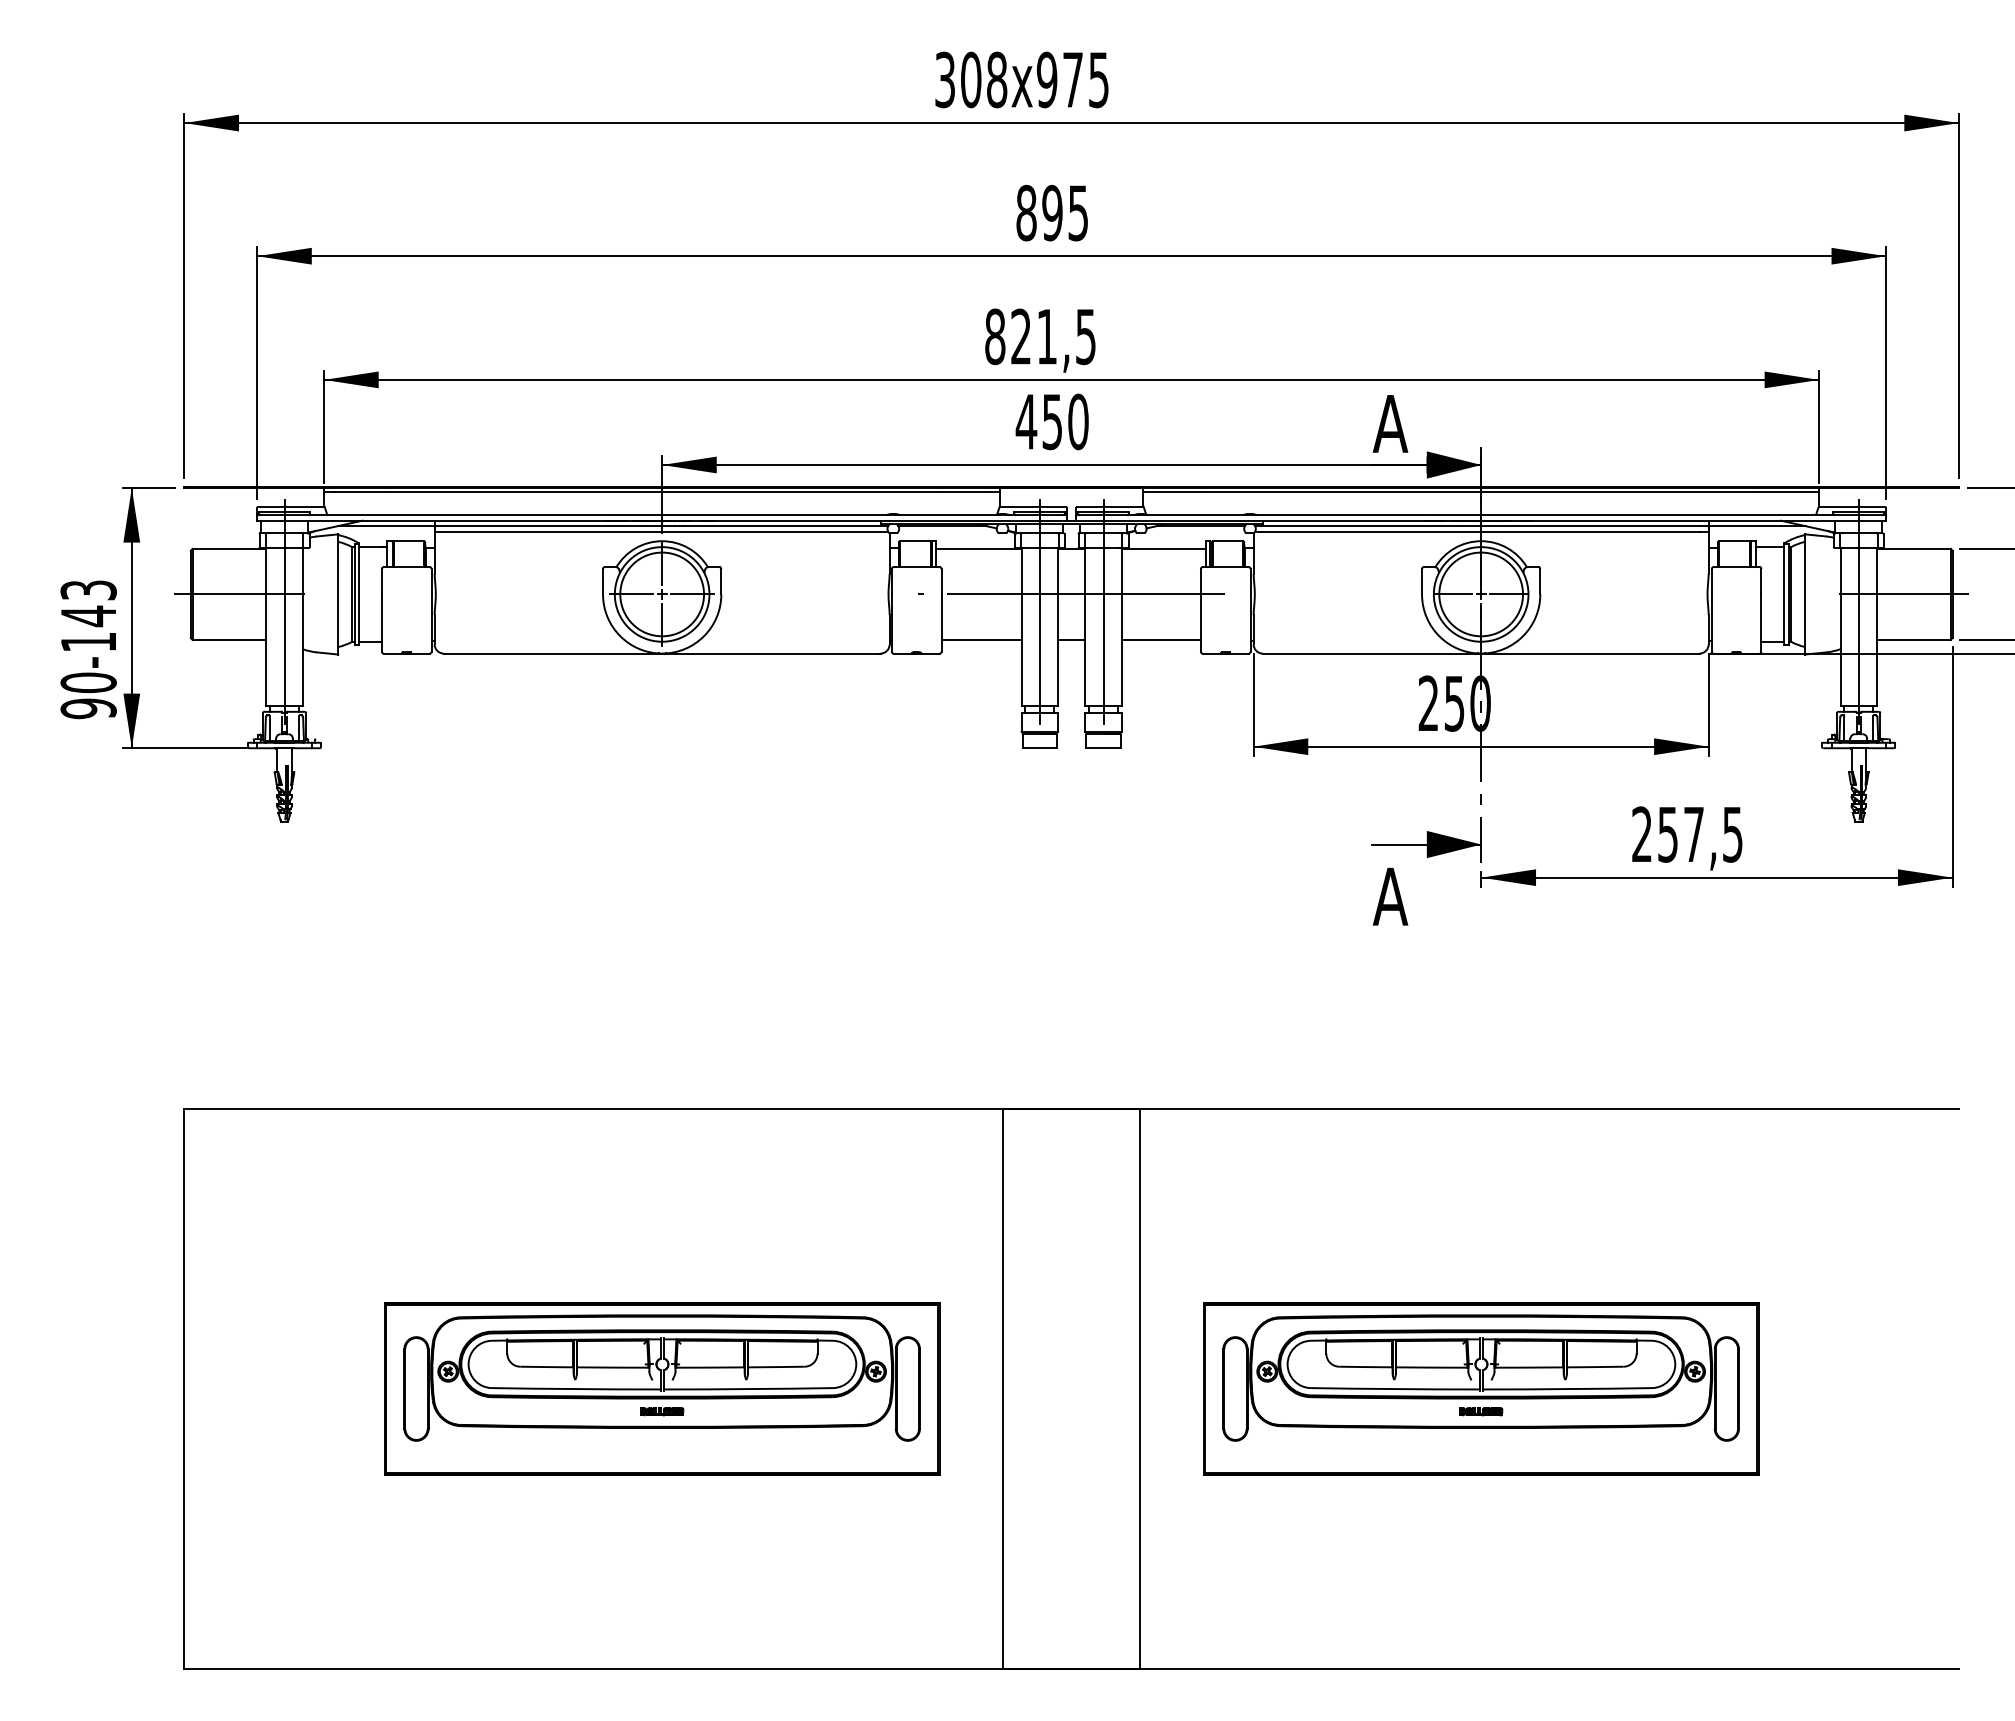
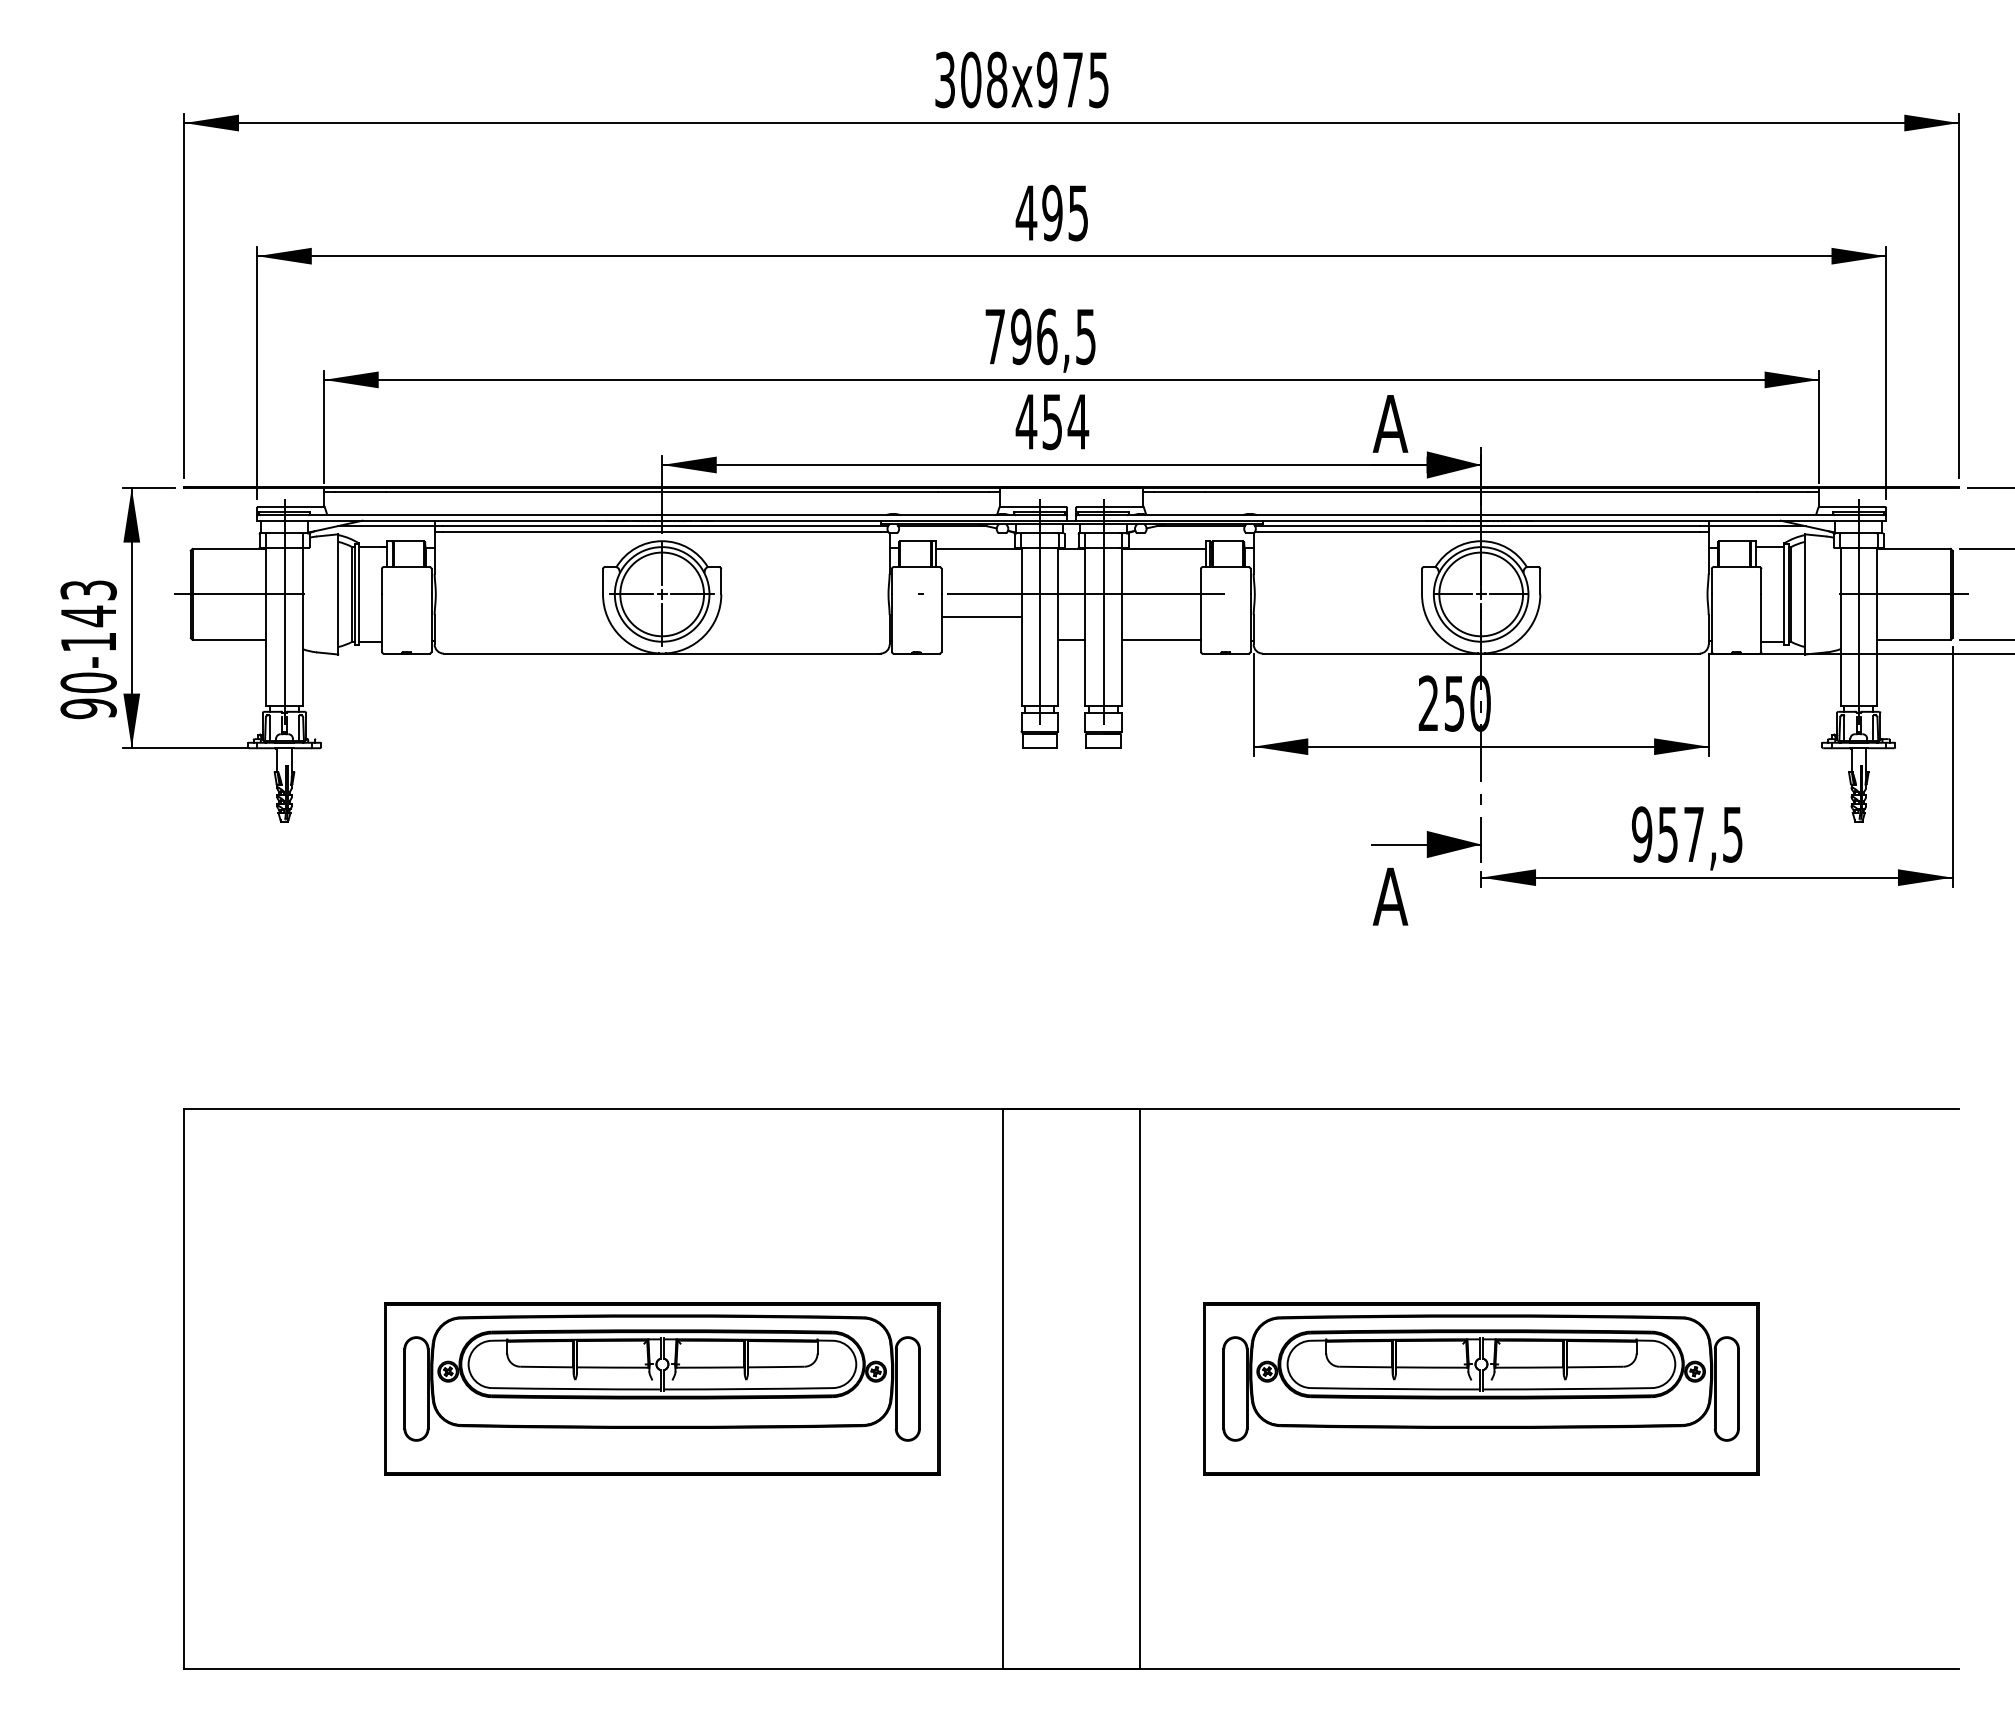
text: 895 -> 495 (1026, 212)
text: 821,5 -> 796,5 (1021, 336)
text: 450 -> 454 (1078, 421)
line position: (981, 639) -> (981, 616) (981, 616)
text: 257,5 -> 957,5 (1641, 834)
part: present -> none (662, 1411)
part: present -> none (1481, 1411)
